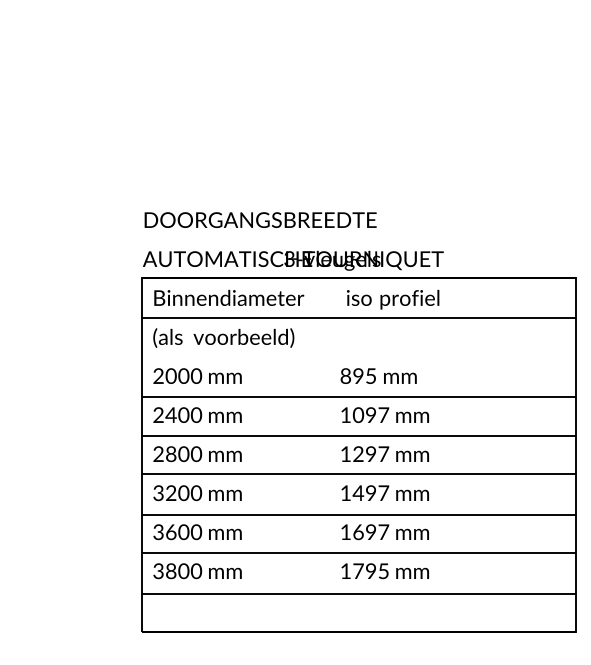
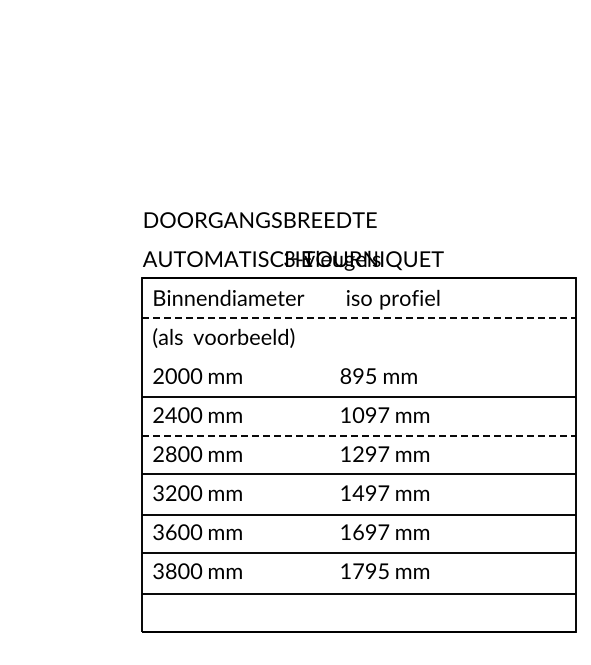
line: solid -> dashed (359, 318)
line: solid -> dashed (359, 435)
